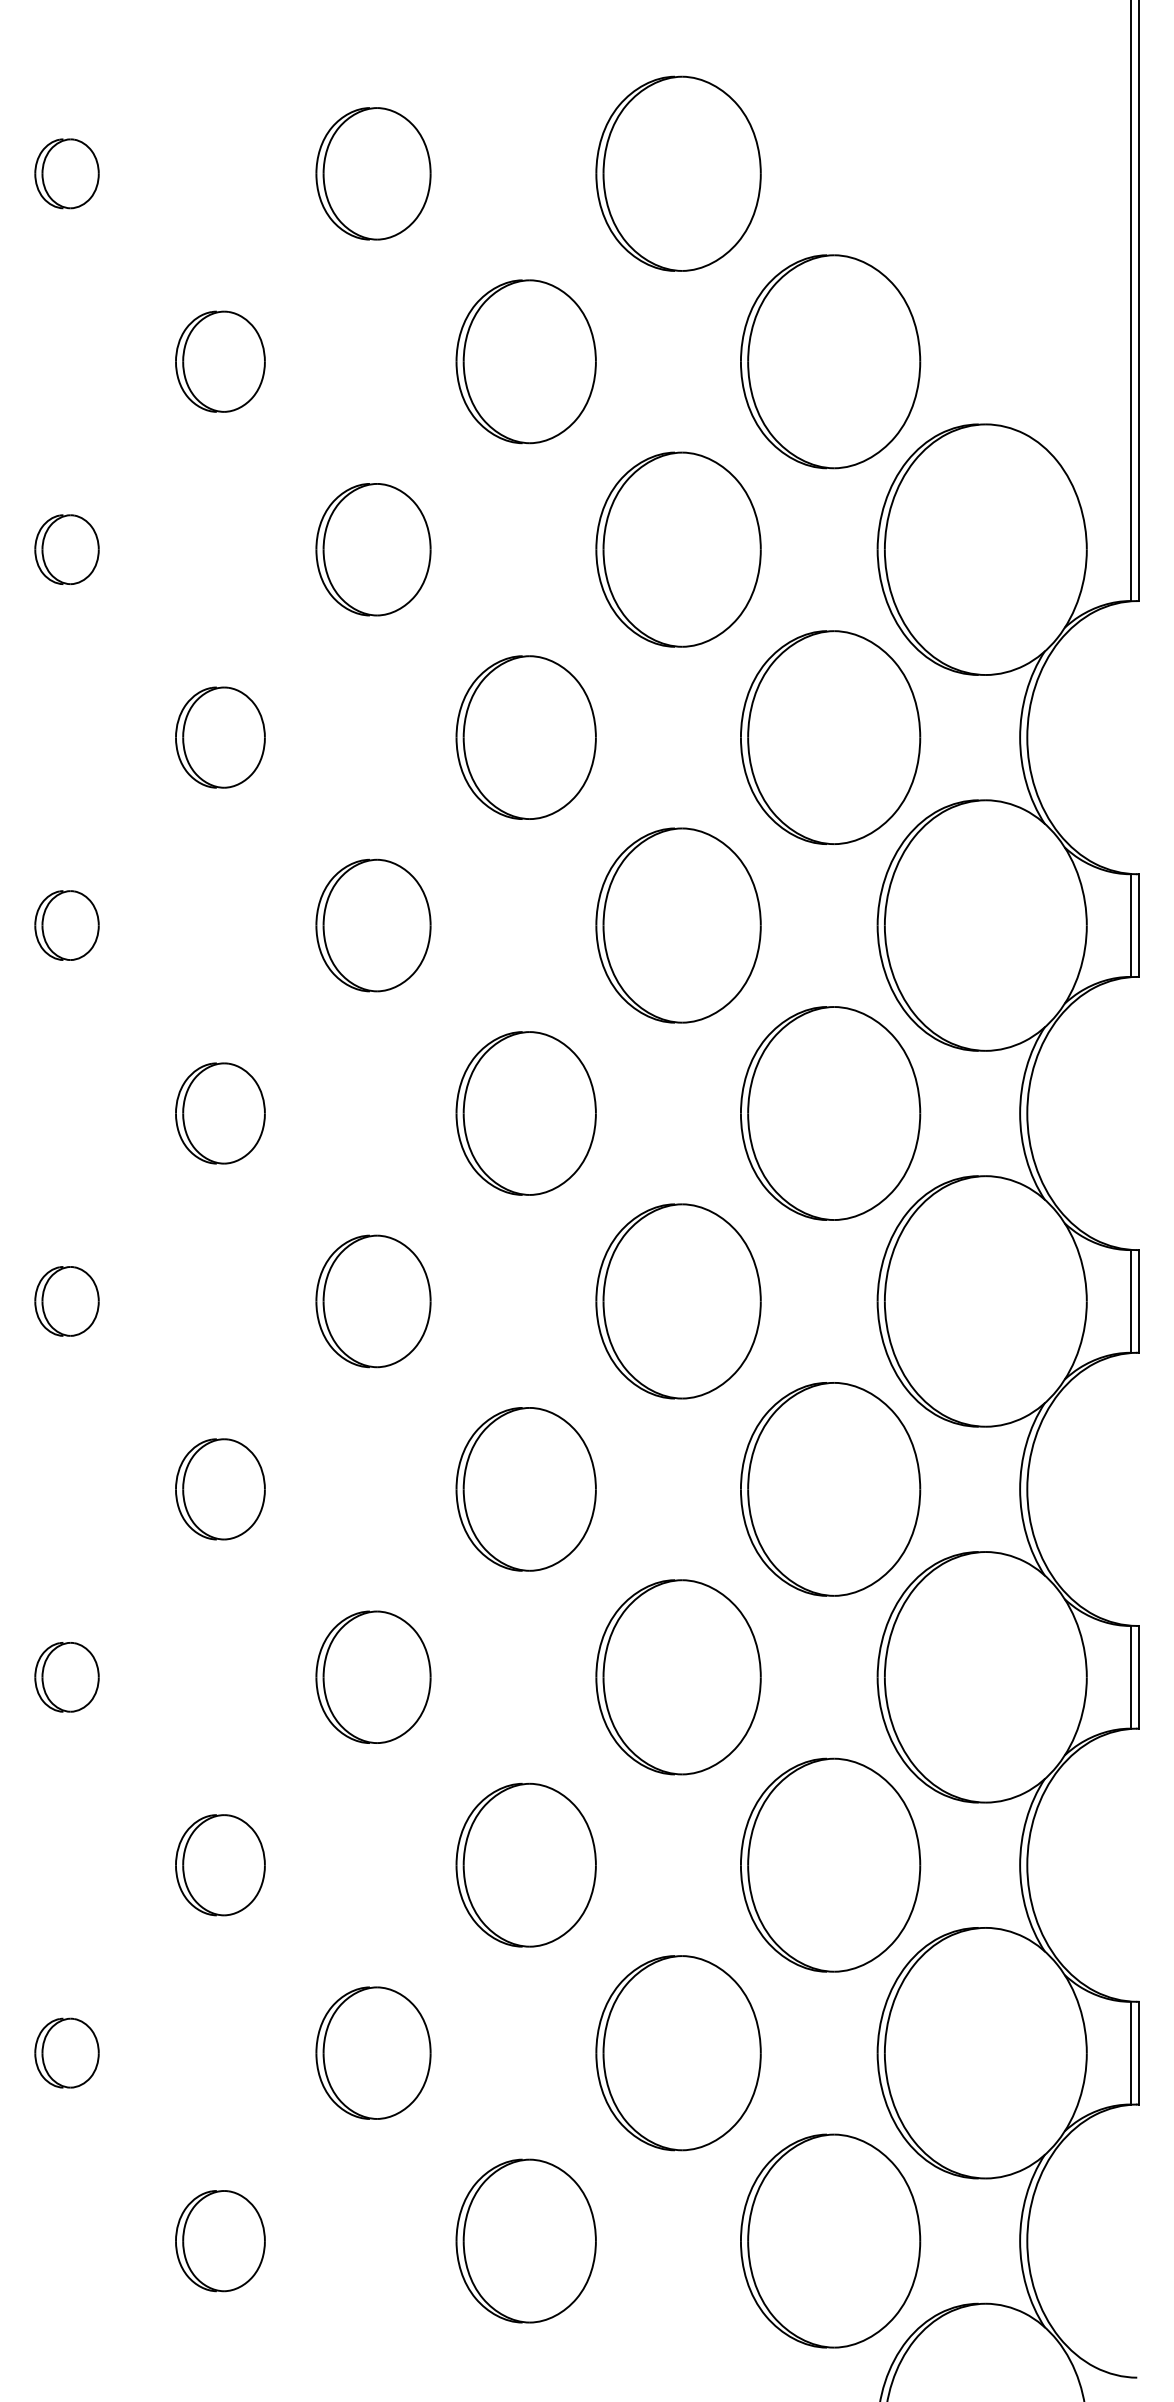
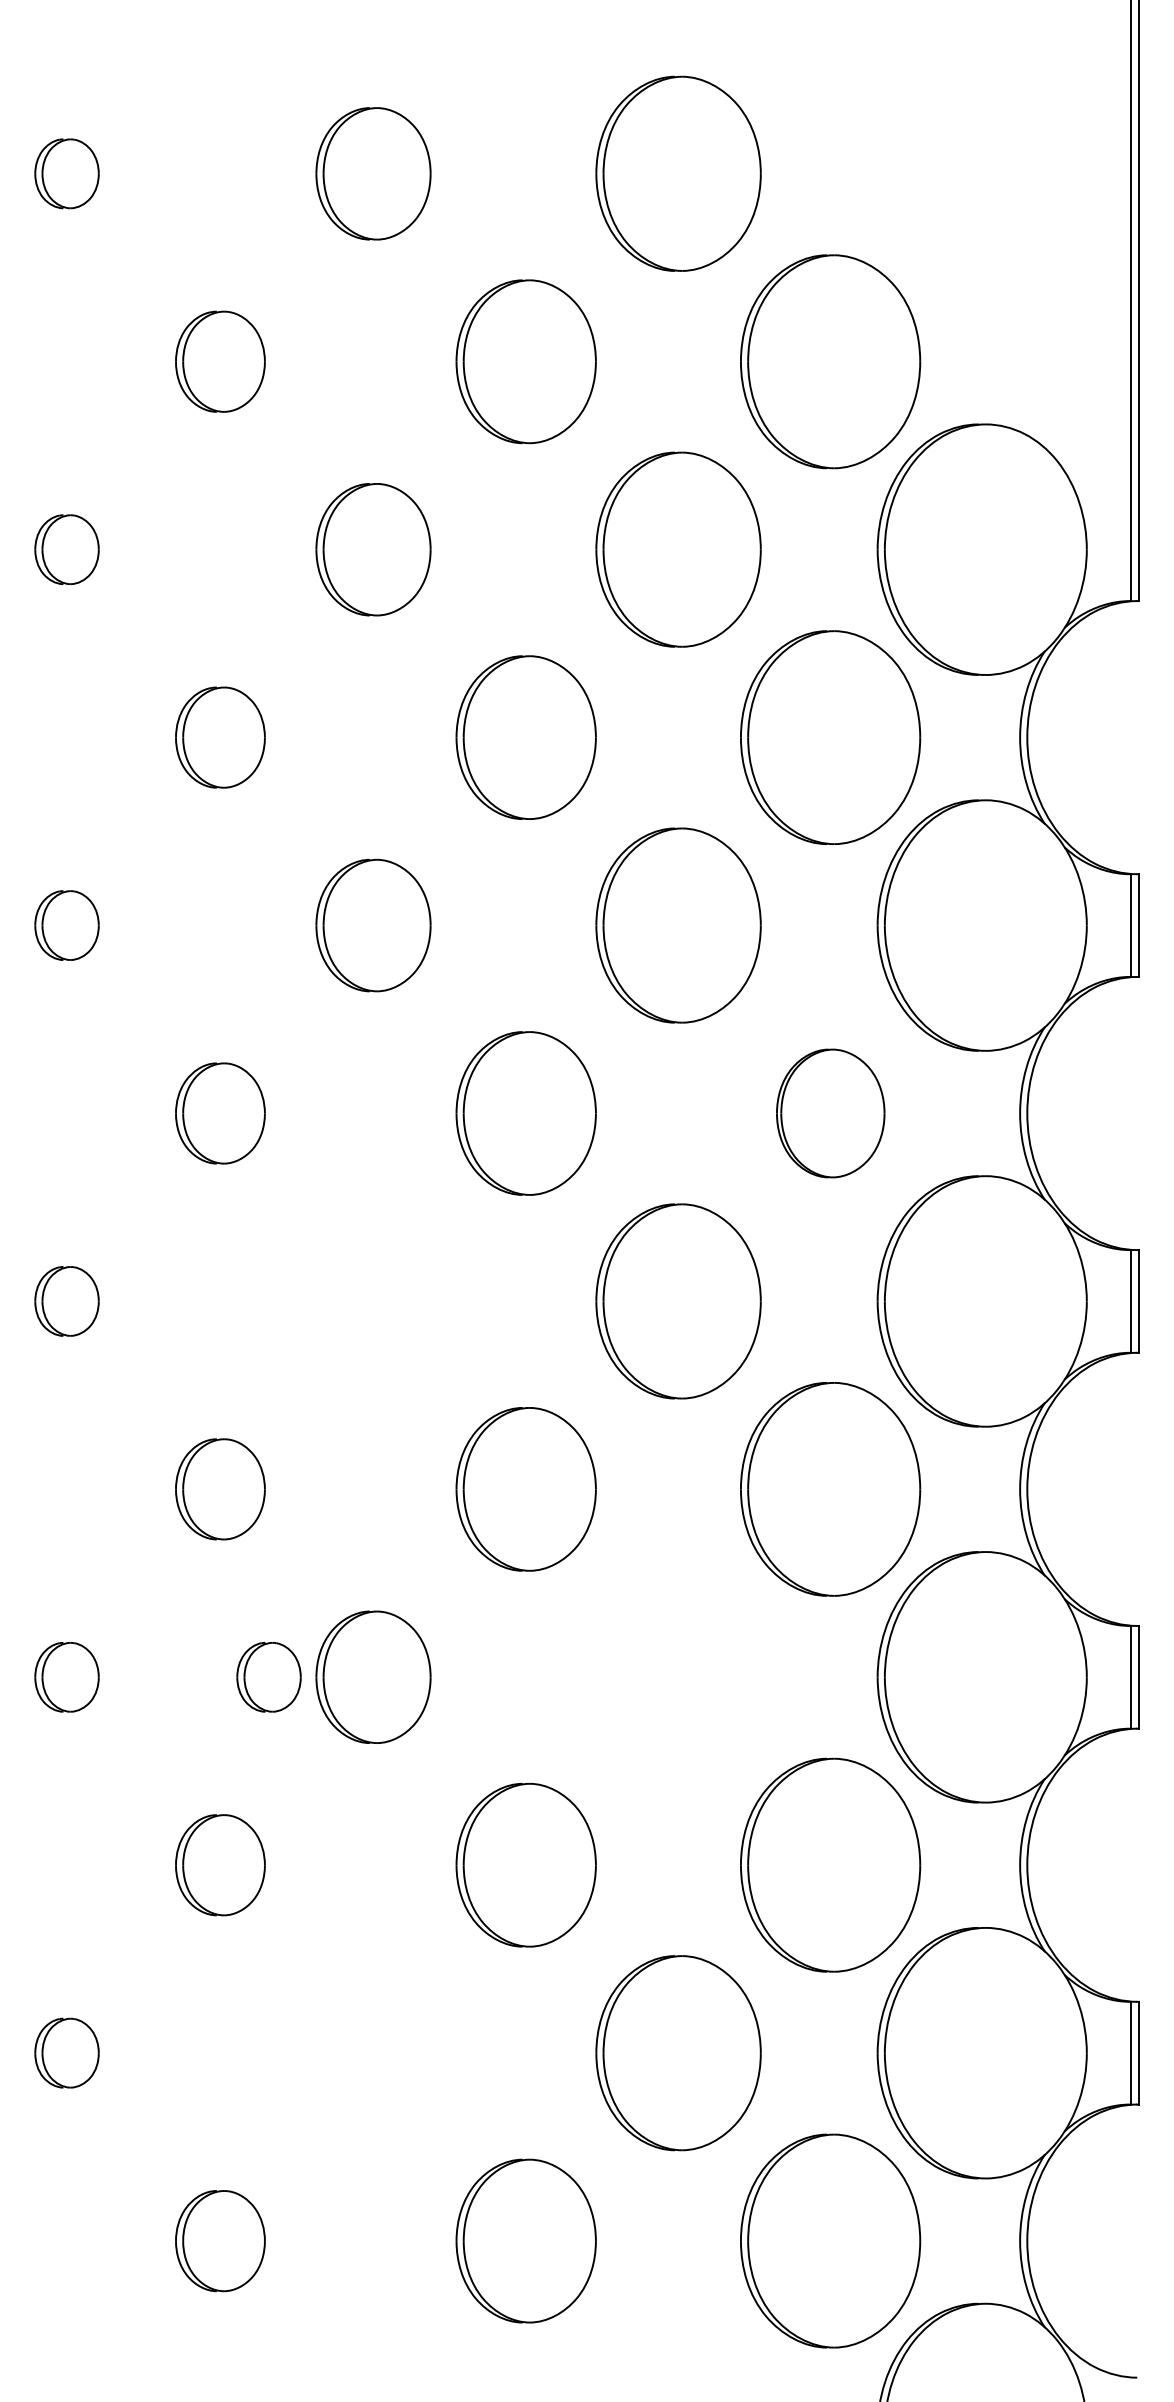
part size: 182x215 px -> 110x131 px (830, 1113)
part: present -> none (373, 1301)
part: none -> present (268, 1677)
part: present -> none (678, 1677)
part: present -> none (373, 2052)
